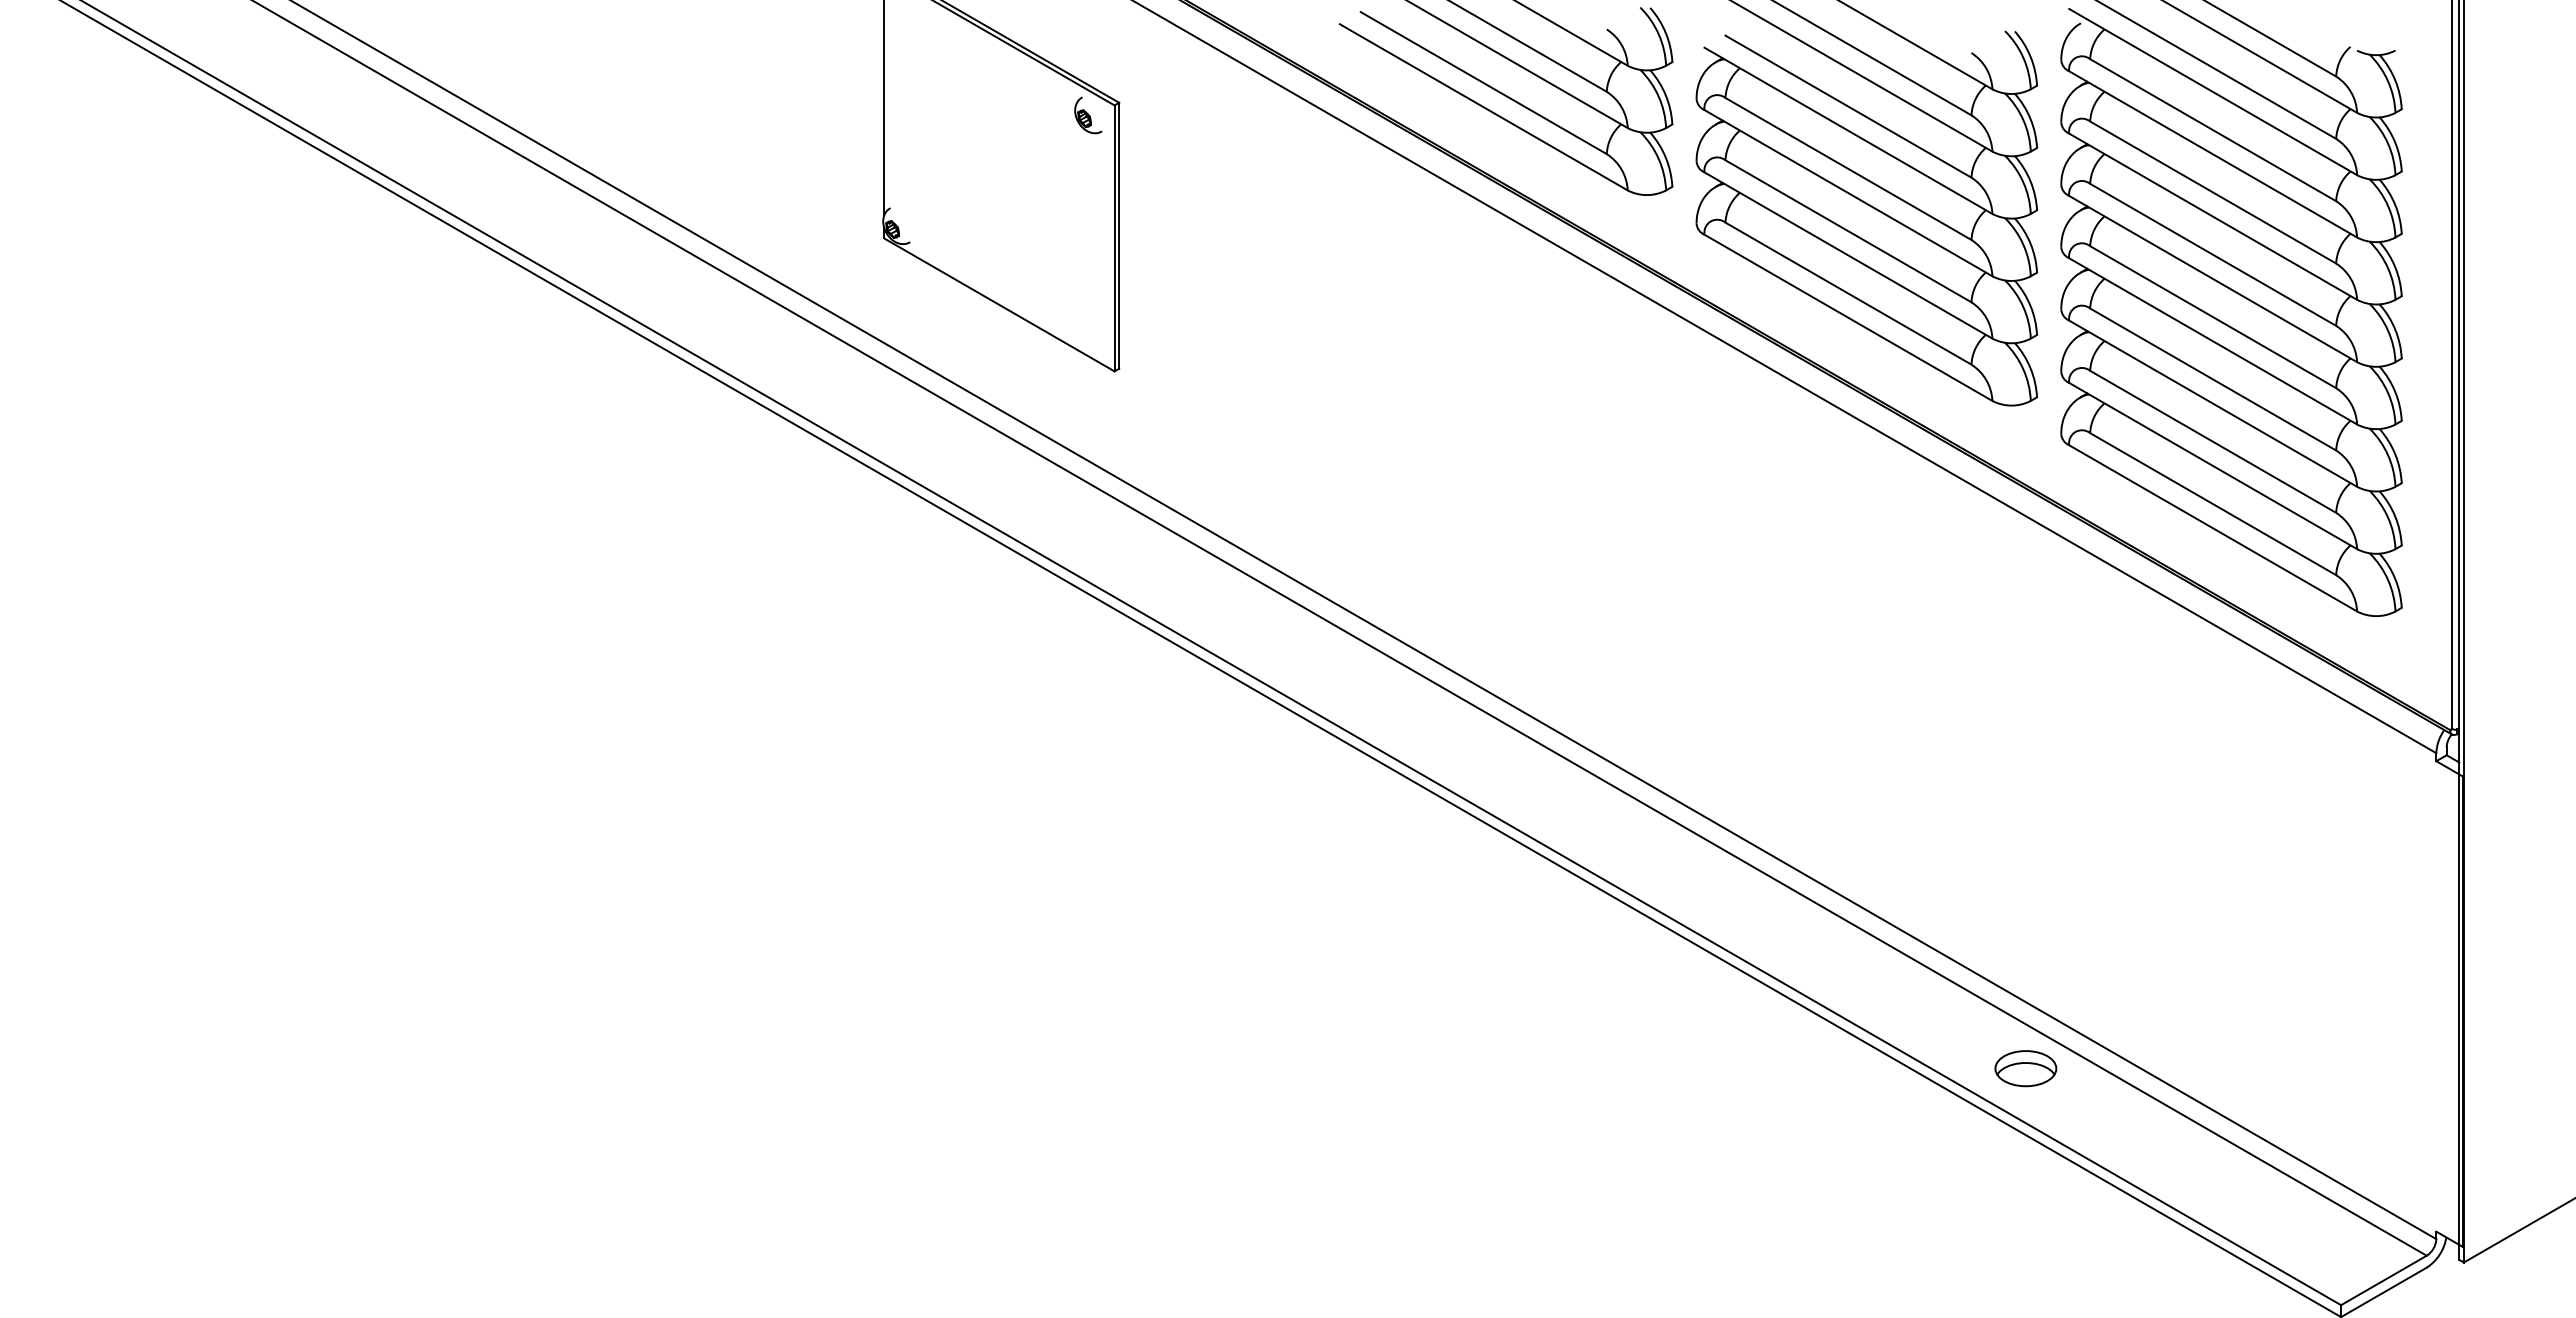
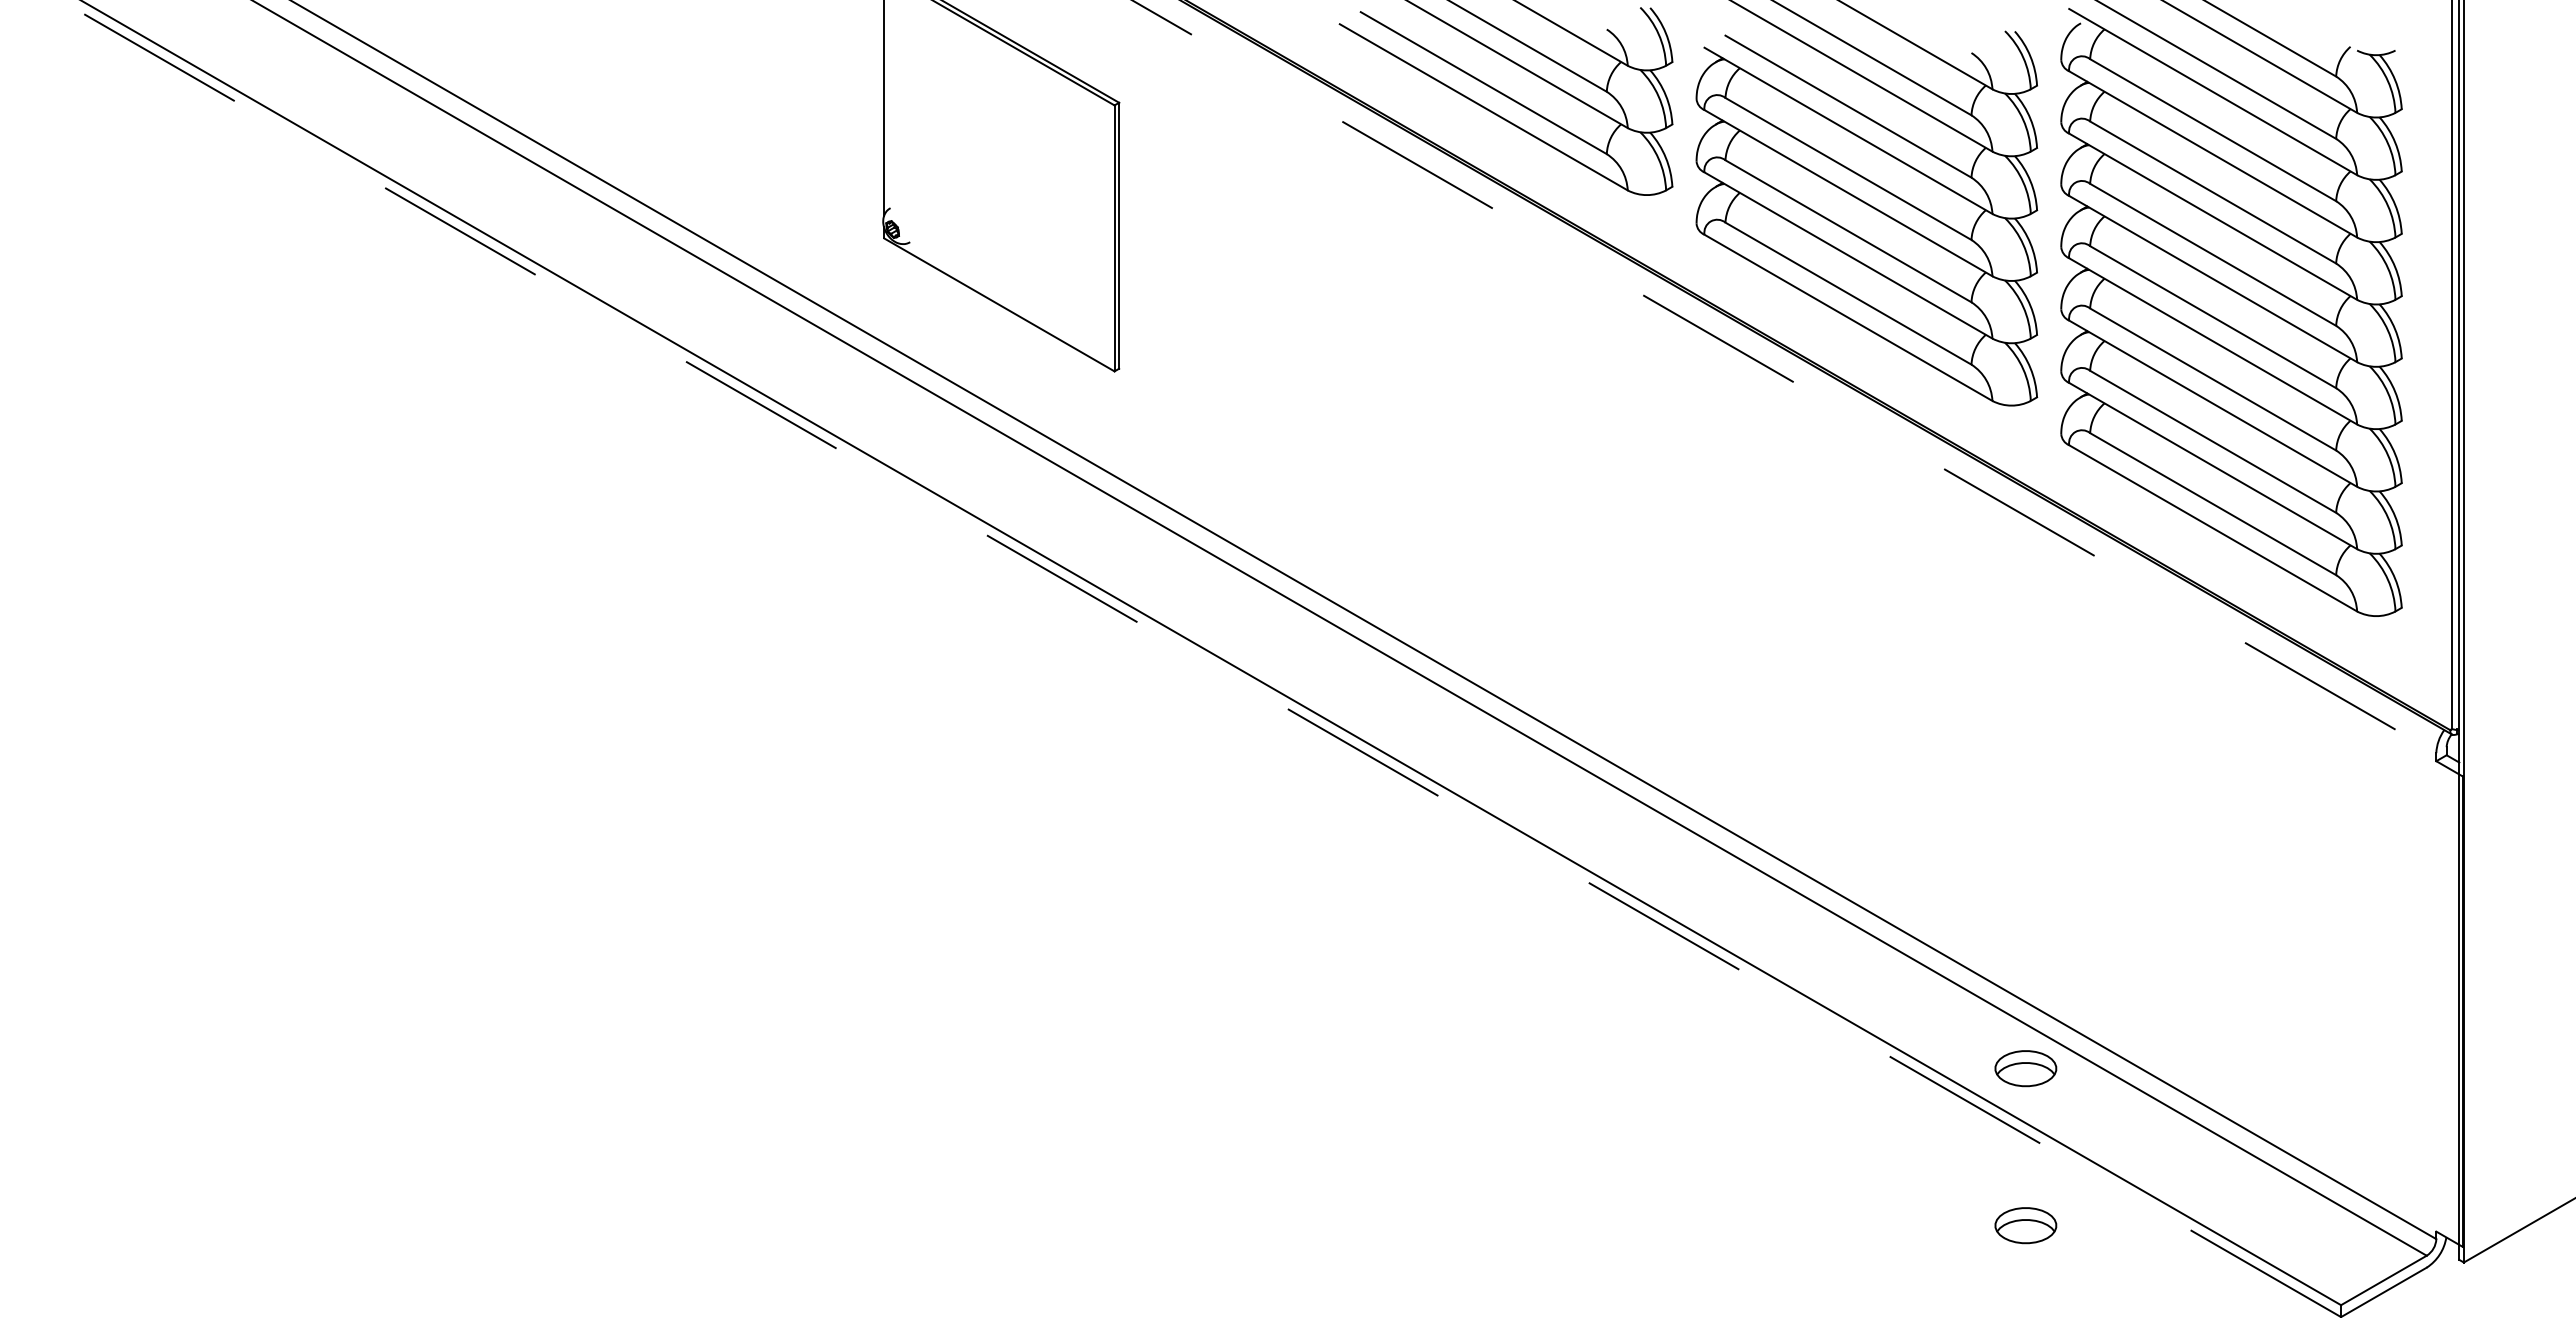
part: present -> none (1088, 115)
line: solid -> dashed (1784, 376)
line: solid -> dashed (1200, 658)
part: none -> present (2025, 1225)
